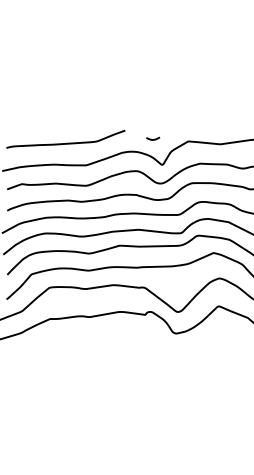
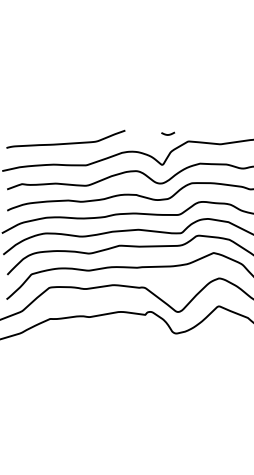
curve position: (154, 138) -> (169, 133) (169, 133)
